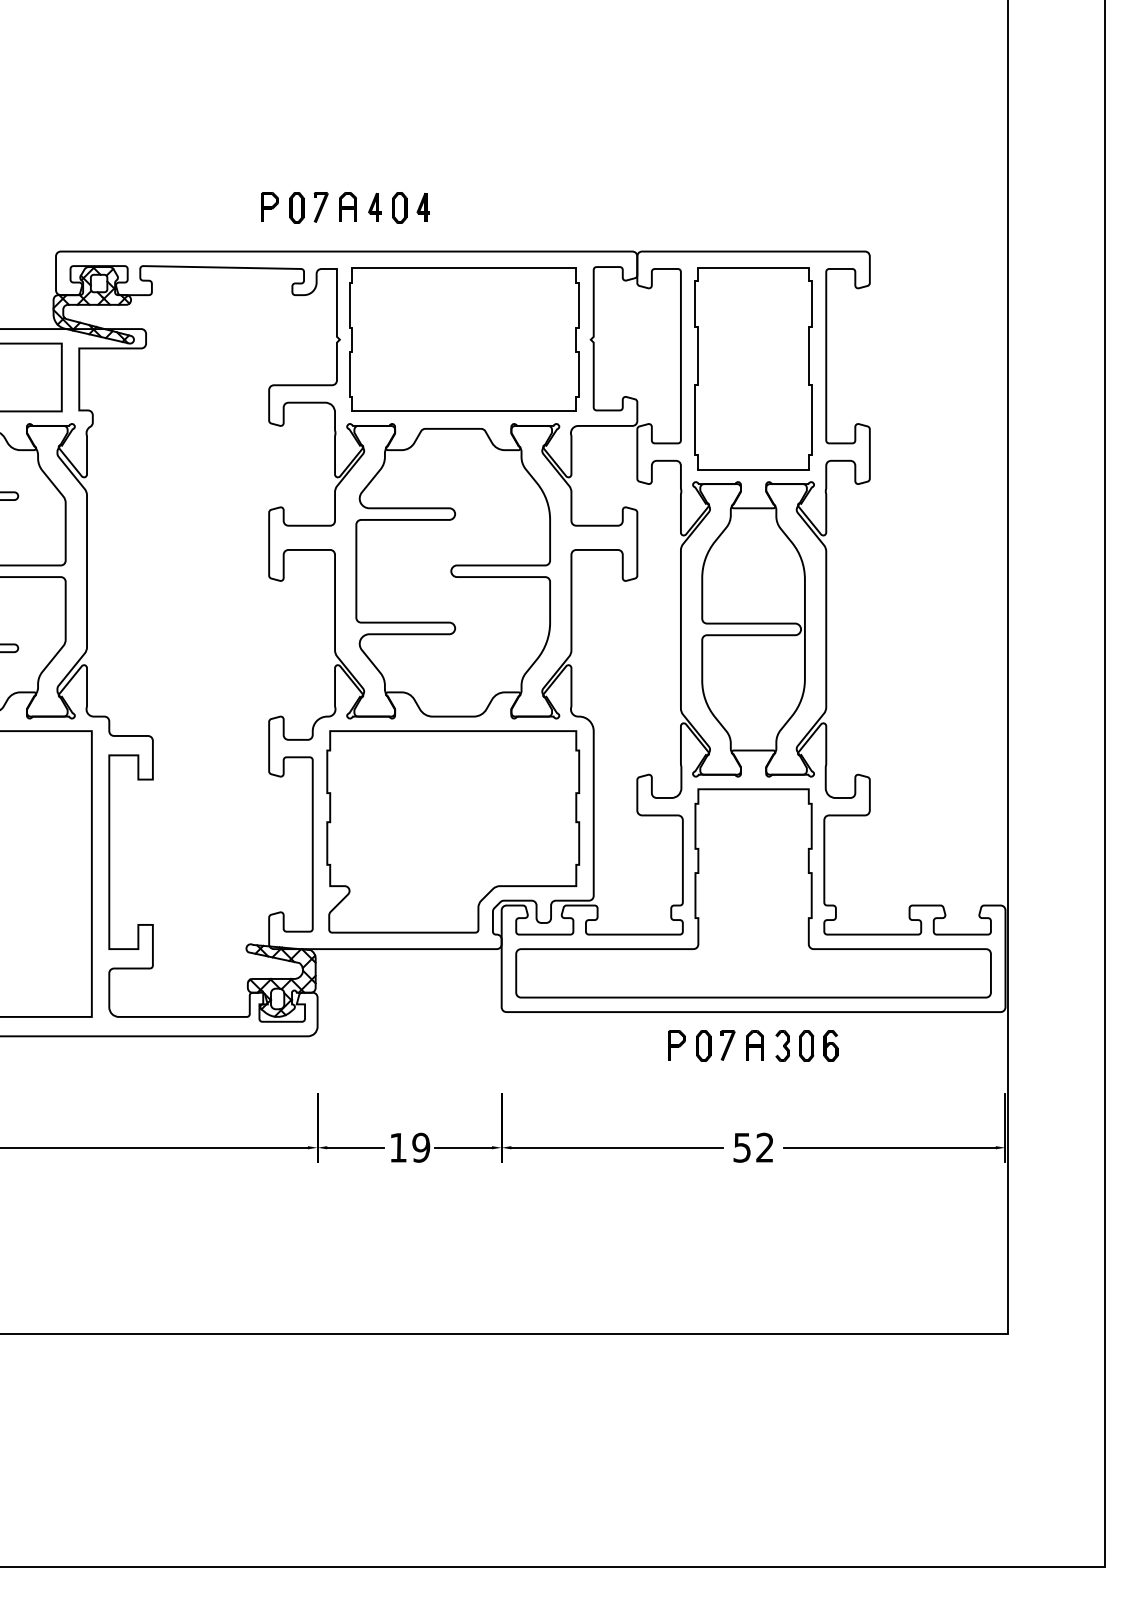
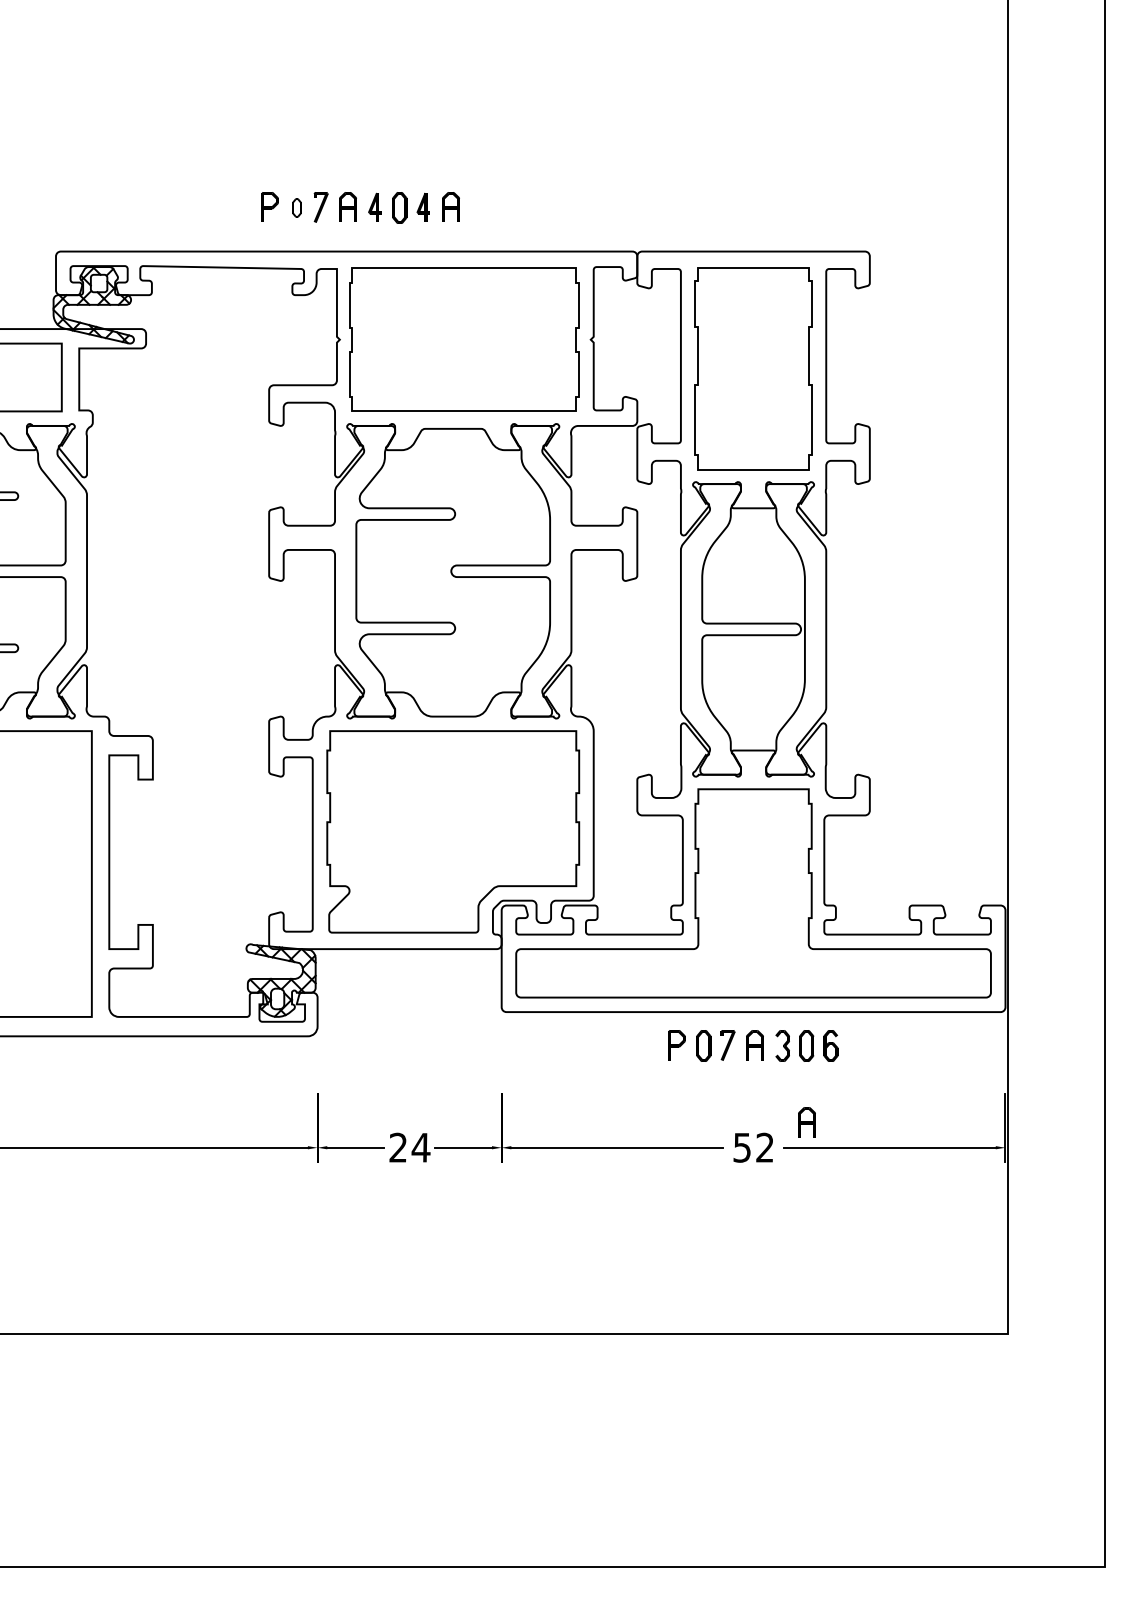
part: none -> present (450, 206)
part size: 16x32 px -> 10x20 px (296, 207)
part: none -> present (806, 1122)
text: 19 -> 24 (409, 1147)
